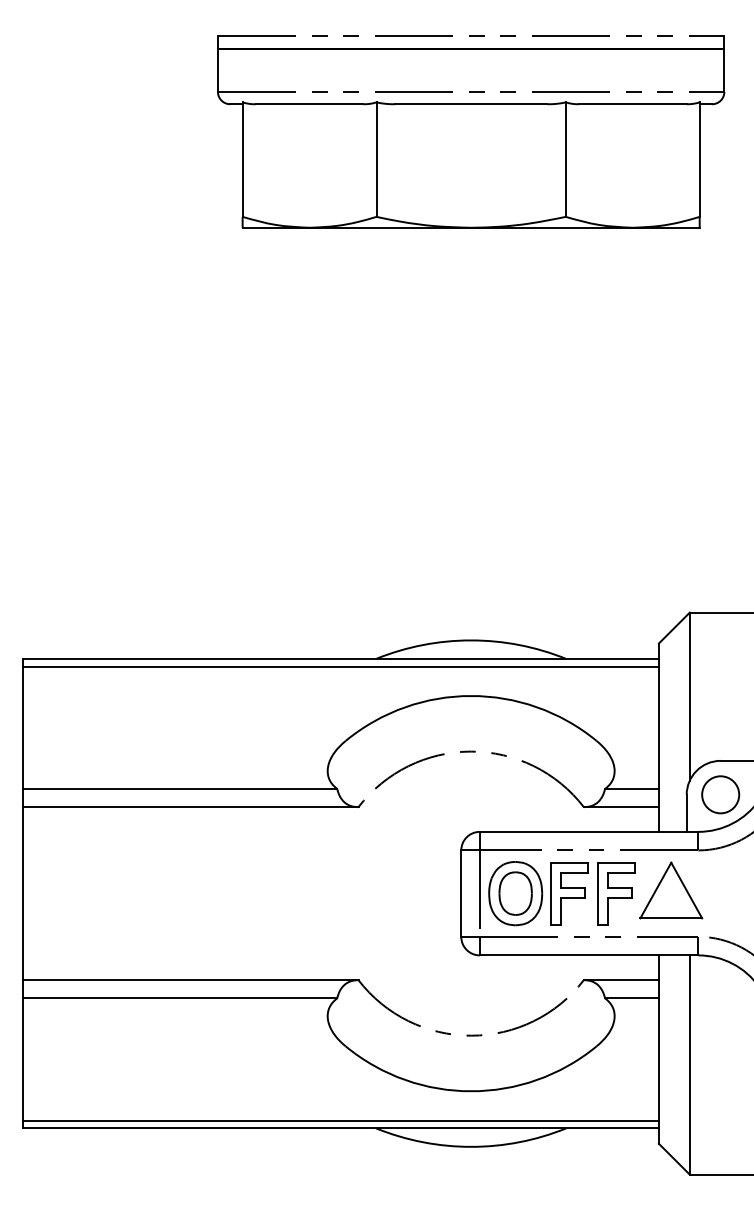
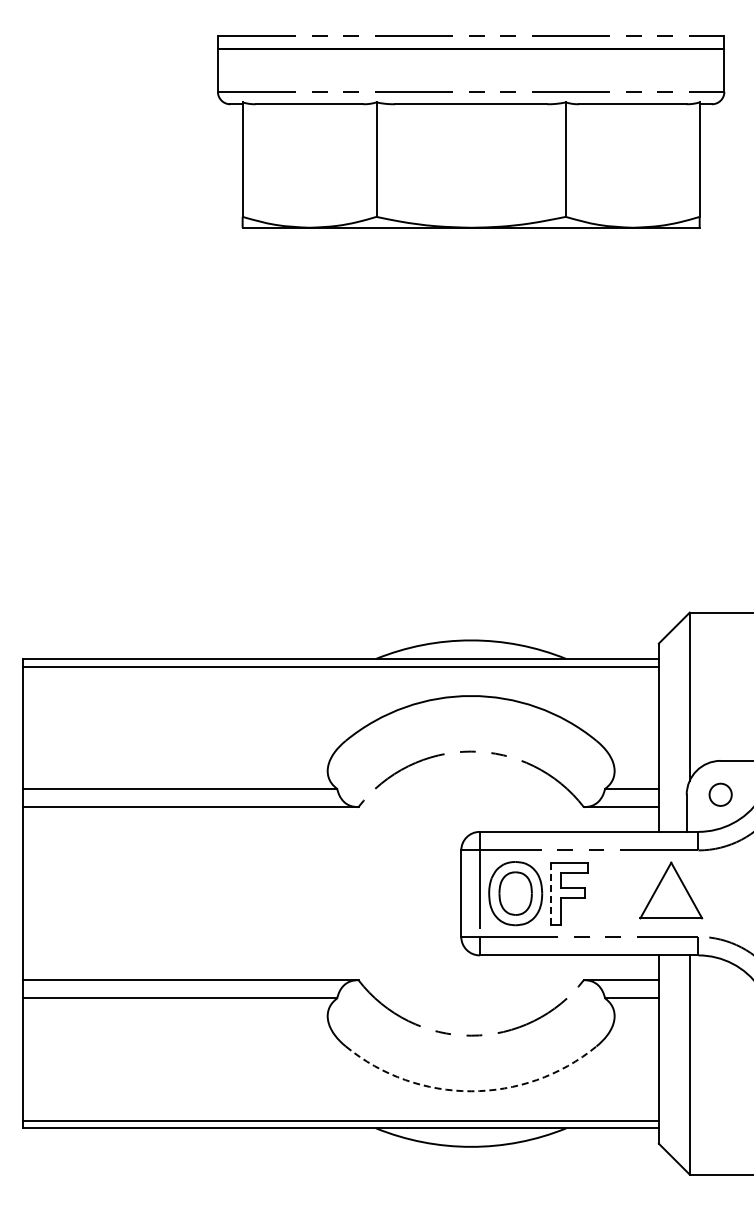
circle diameter: 37 px -> 22 px (720, 794)
line: solid -> dashed (550, 893)
part: present -> none (616, 893)
arc: solid -> dashed (471, 1091)
